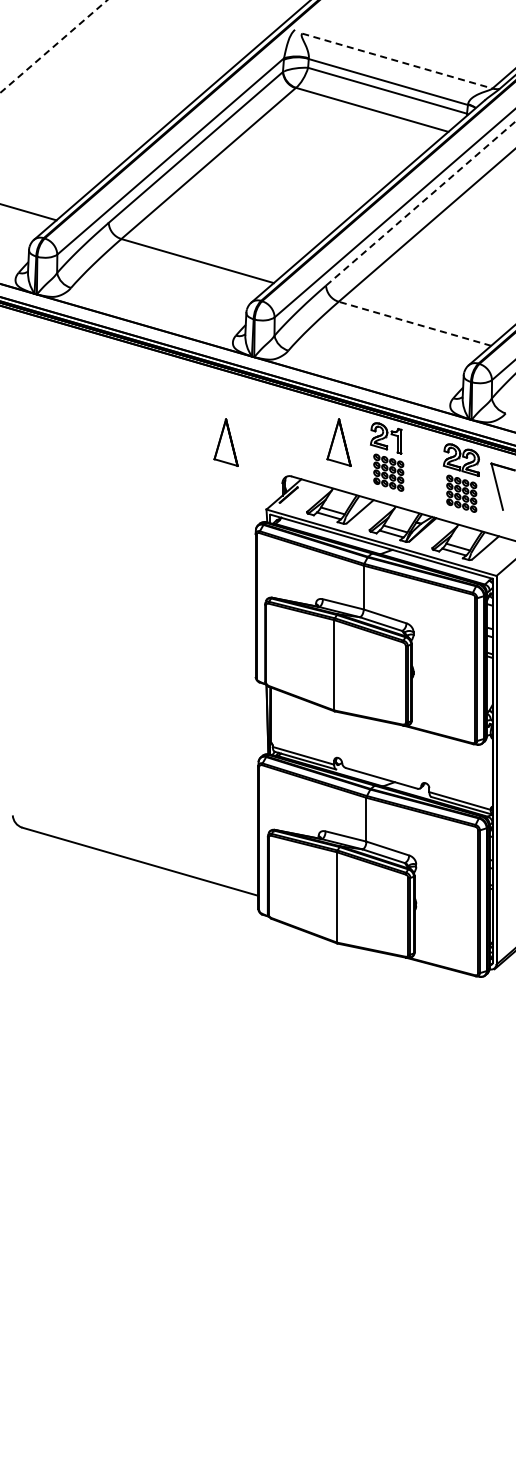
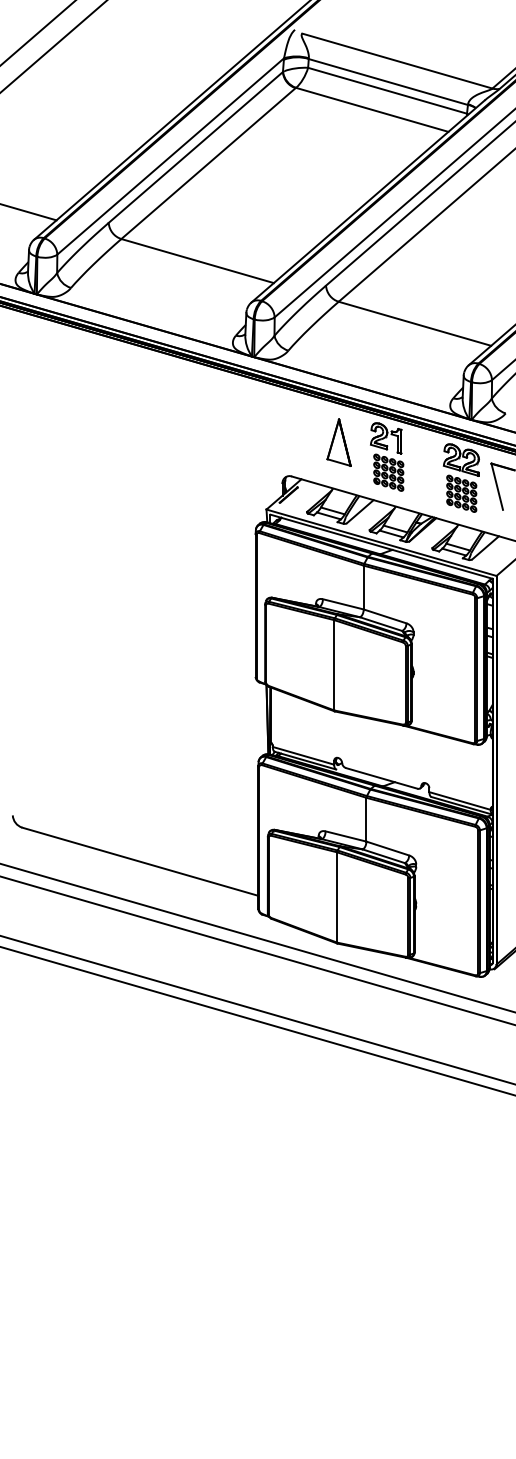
line: none -> present (37, 32)
line: dashed -> solid (53, 46)
line: dashed -> solid (397, 61)
line: dashed -> solid (421, 203)
line: dashed -> solid (414, 323)
part: present -> none (225, 442)
line: none -> present (257, 937)
line: none -> present (257, 950)
line: none -> present (257, 1009)
line: none -> present (257, 1020)
